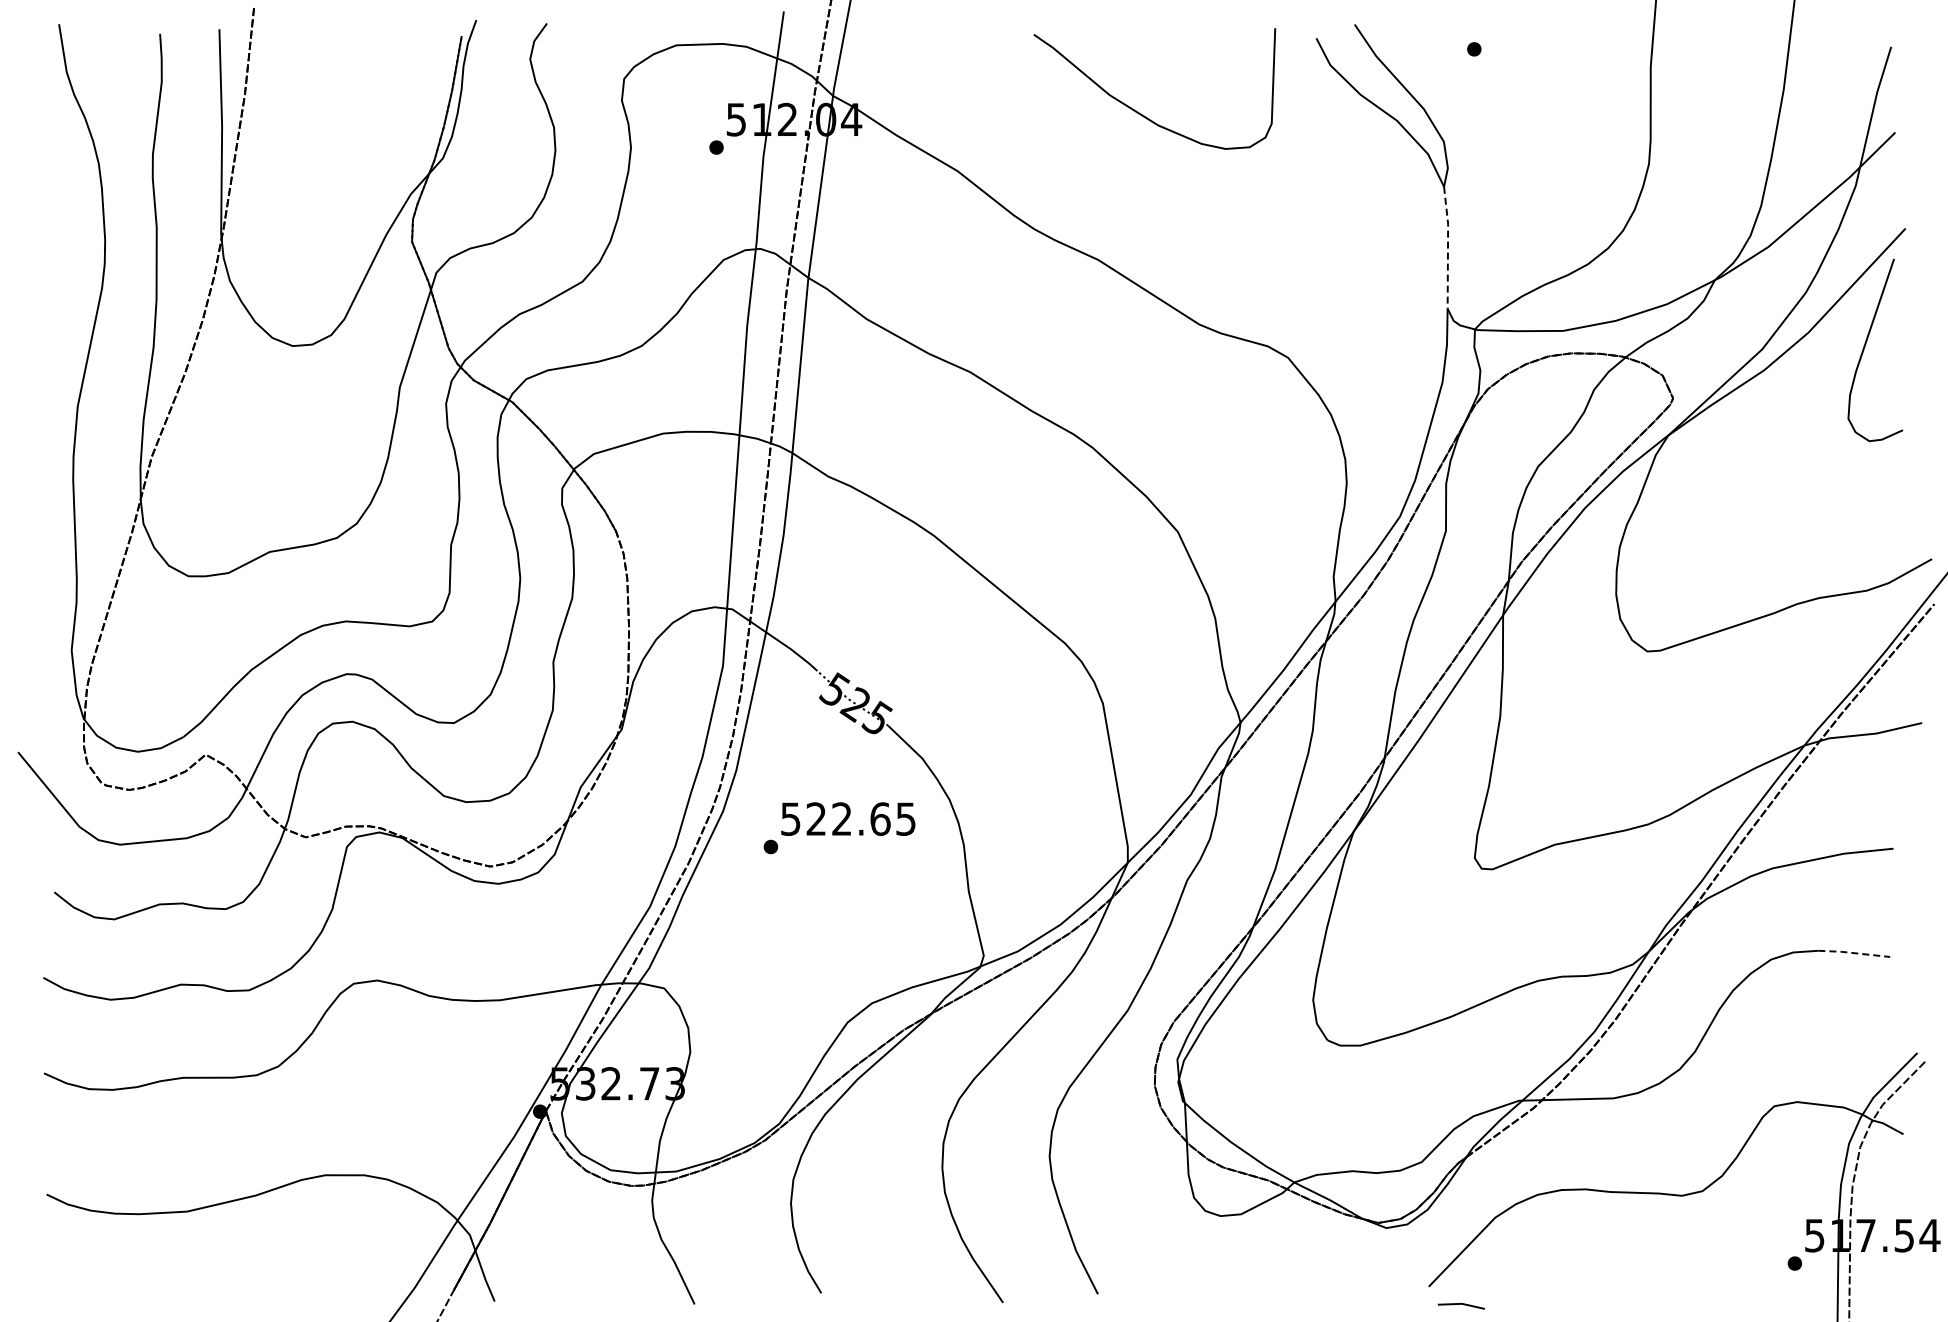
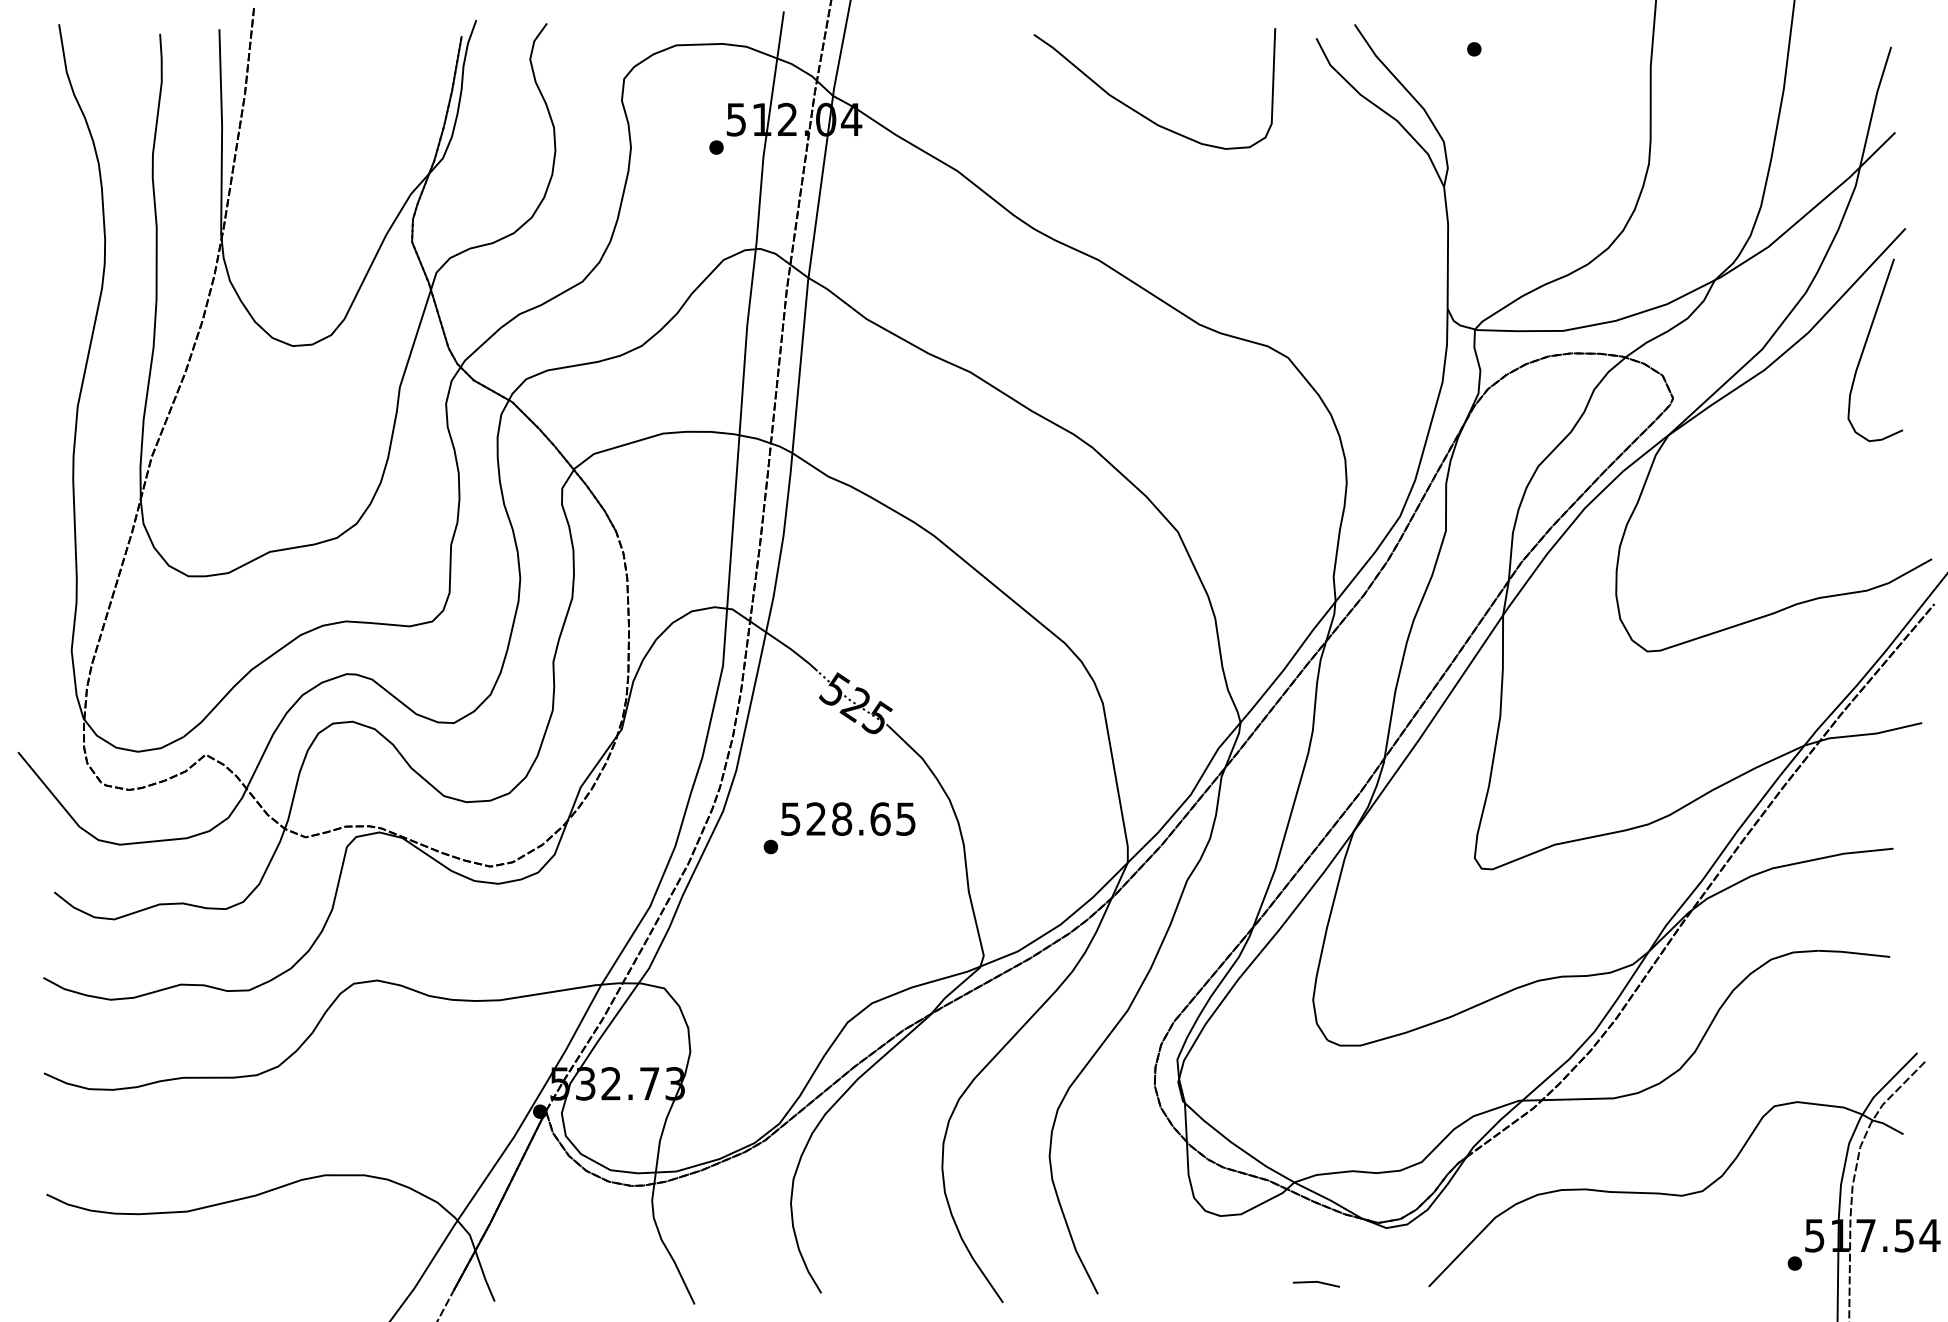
line: dashed -> solid (1447, 247)
text: 522.65 -> 528.65 (842, 818)
line: dashed -> solid (1853, 953)
line position: (1460, 1304) -> (1315, 1282) (1315, 1282)
